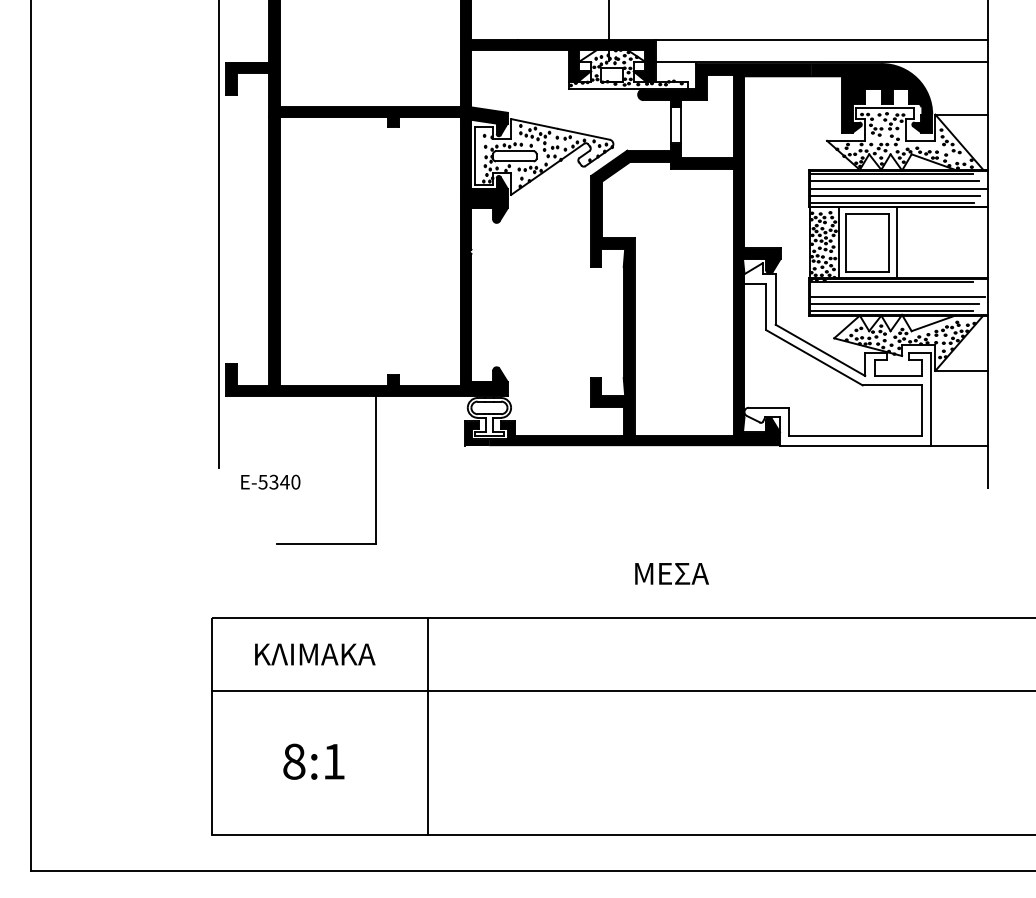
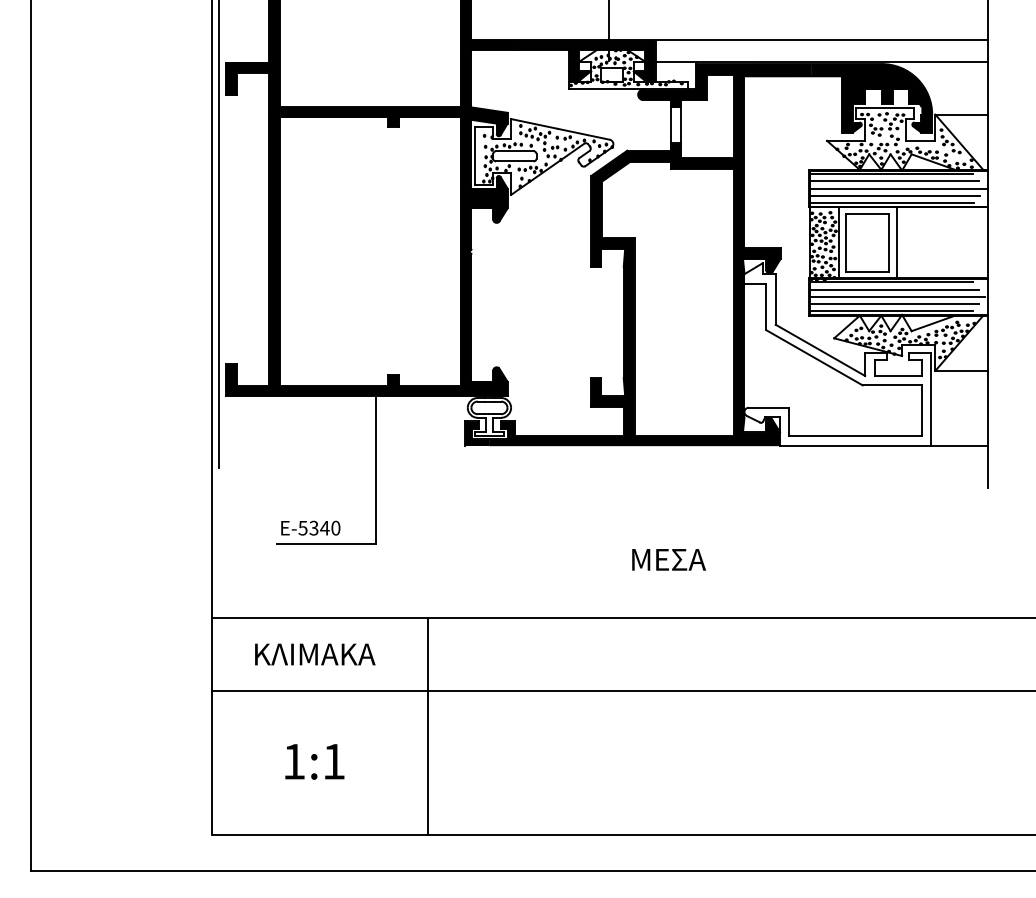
line: none -> present (893, 289)
line: none -> present (211, 310)
text position: (270, 481) -> (310, 527) (310, 527)
text position: (671, 573) -> (668, 559) (668, 559)
text: 8:1 -> 1:1 (294, 761)
